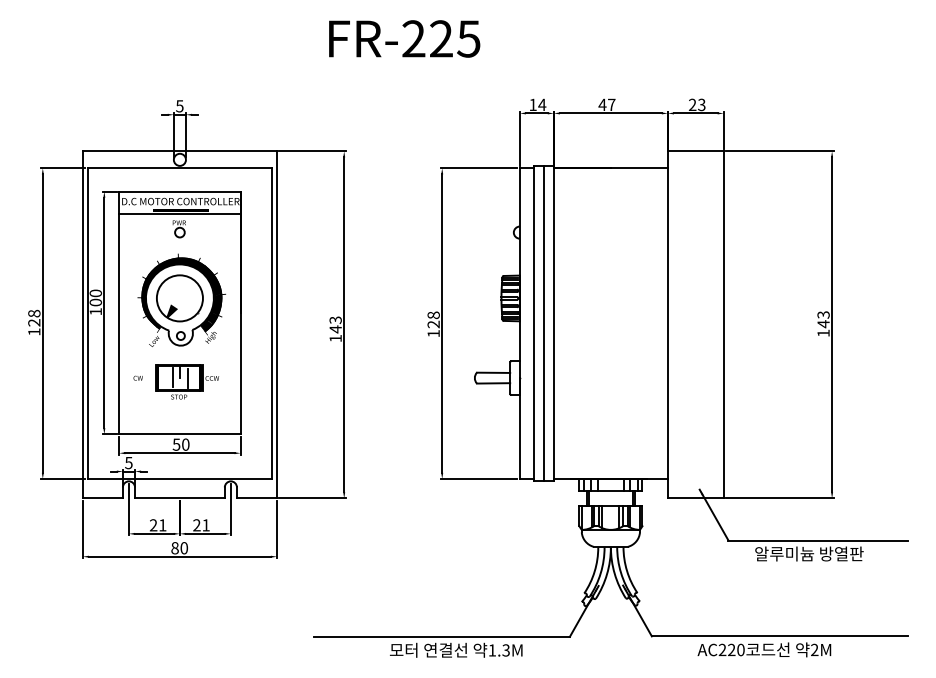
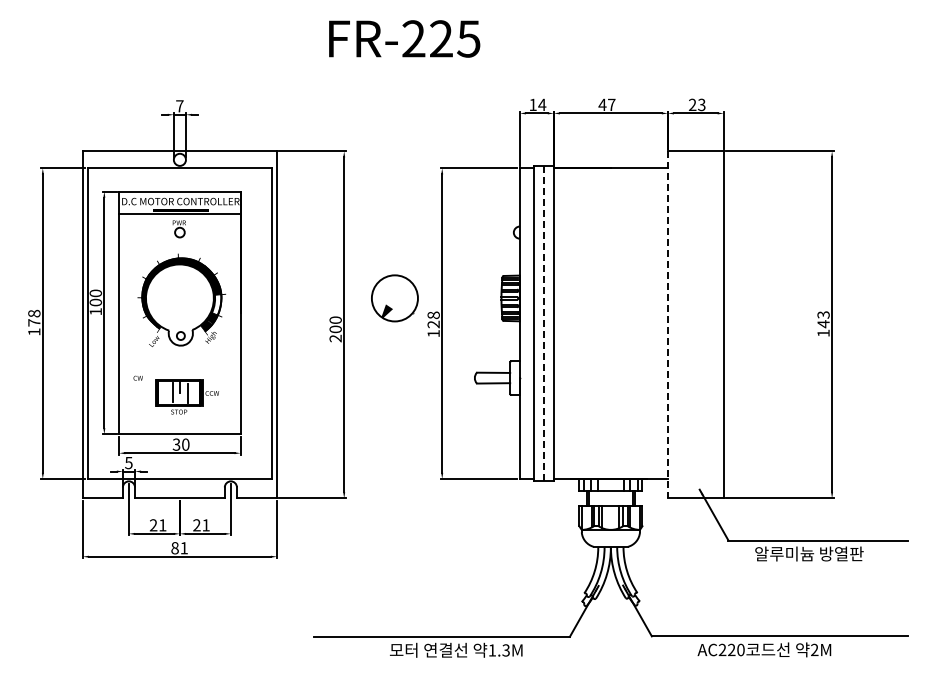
text: 5 -> 7 (179, 106)
part position: (179, 298) -> (394, 298) (394, 298)
fill: present -> none (216, 304)
text: 128 -> 178 (34, 322)
line: solid -> dashed (544, 323)
line: solid -> dashed (667, 325)
text: 143 -> 200 (335, 329)
part position: (186, 381) -> (186, 396) (186, 396)
text: 50 -> 30 (176, 444)
text: 80 -> 81 (183, 548)
